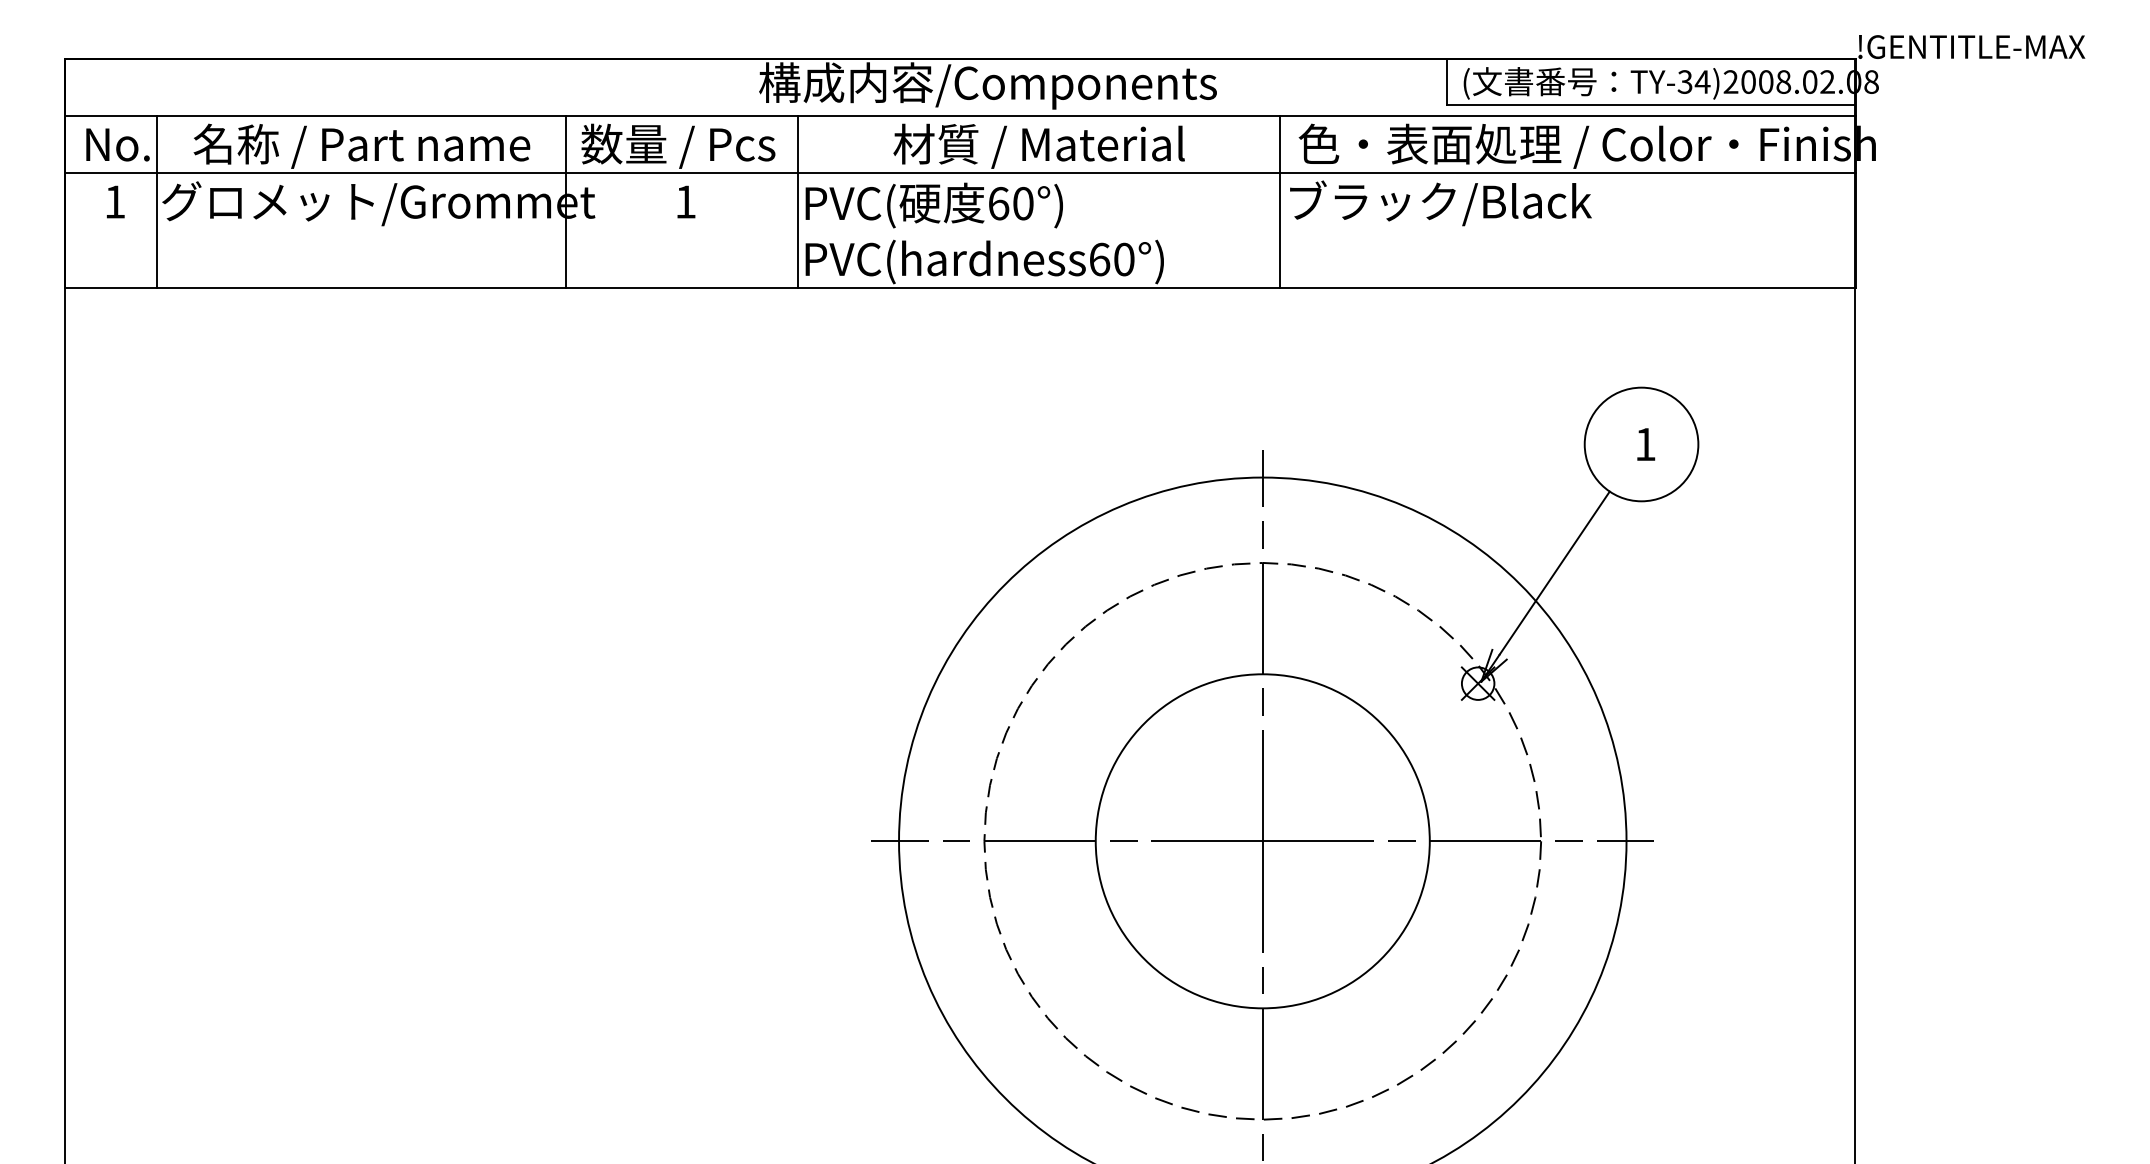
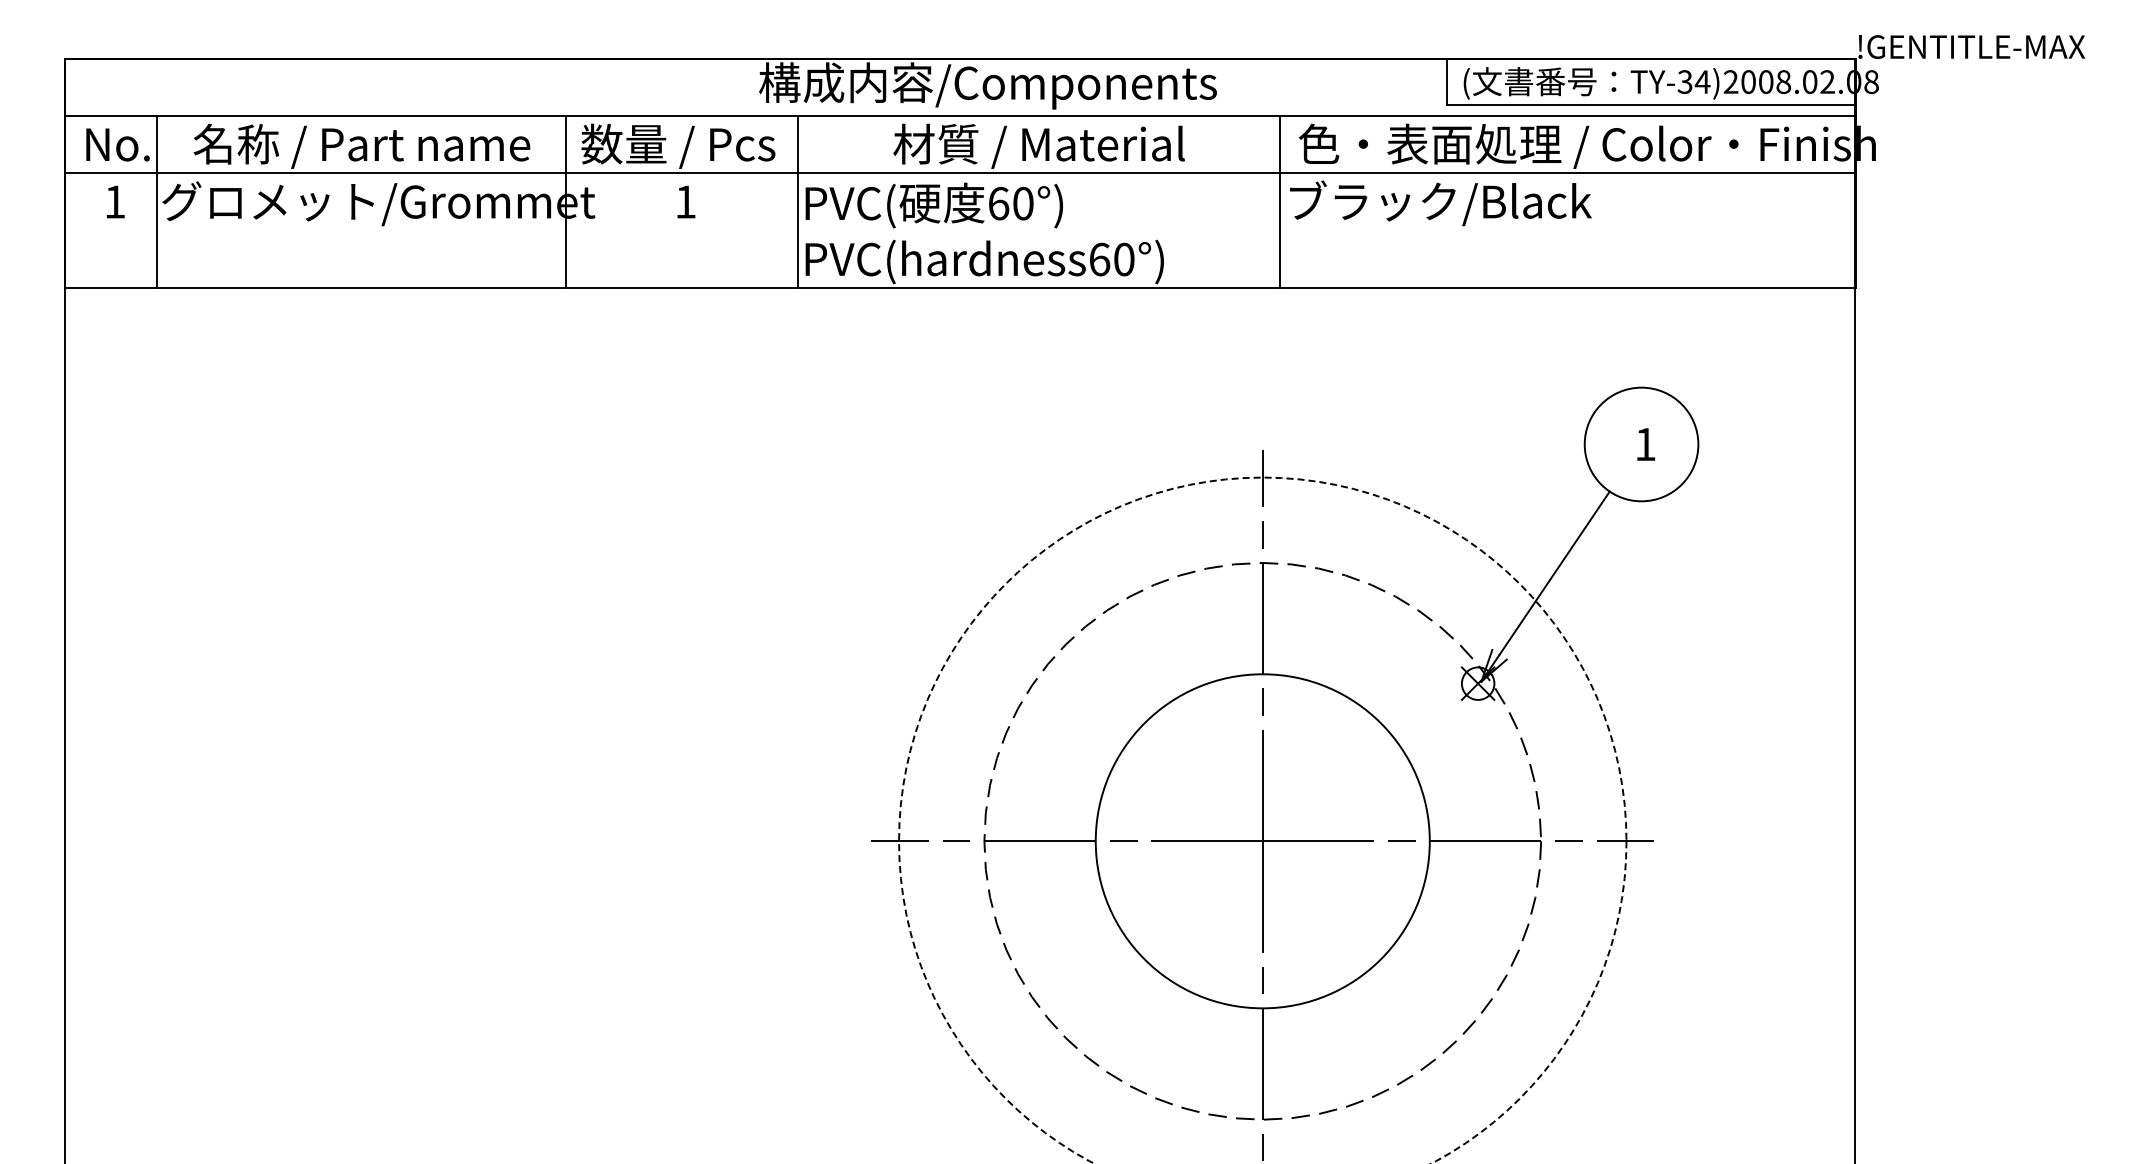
circle: solid -> dashed (1262, 820)
